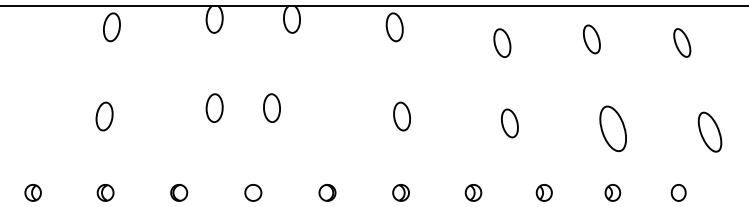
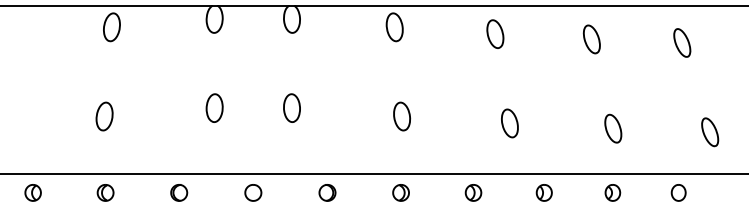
part position: (502, 42) -> (495, 33) (495, 33)
part position: (271, 107) -> (291, 107) (291, 107)
part size: 28x48 px -> 19x31 px (613, 128)
part size: 26x42 px -> 19x31 px (710, 132)
line: none -> present (373, 173)
